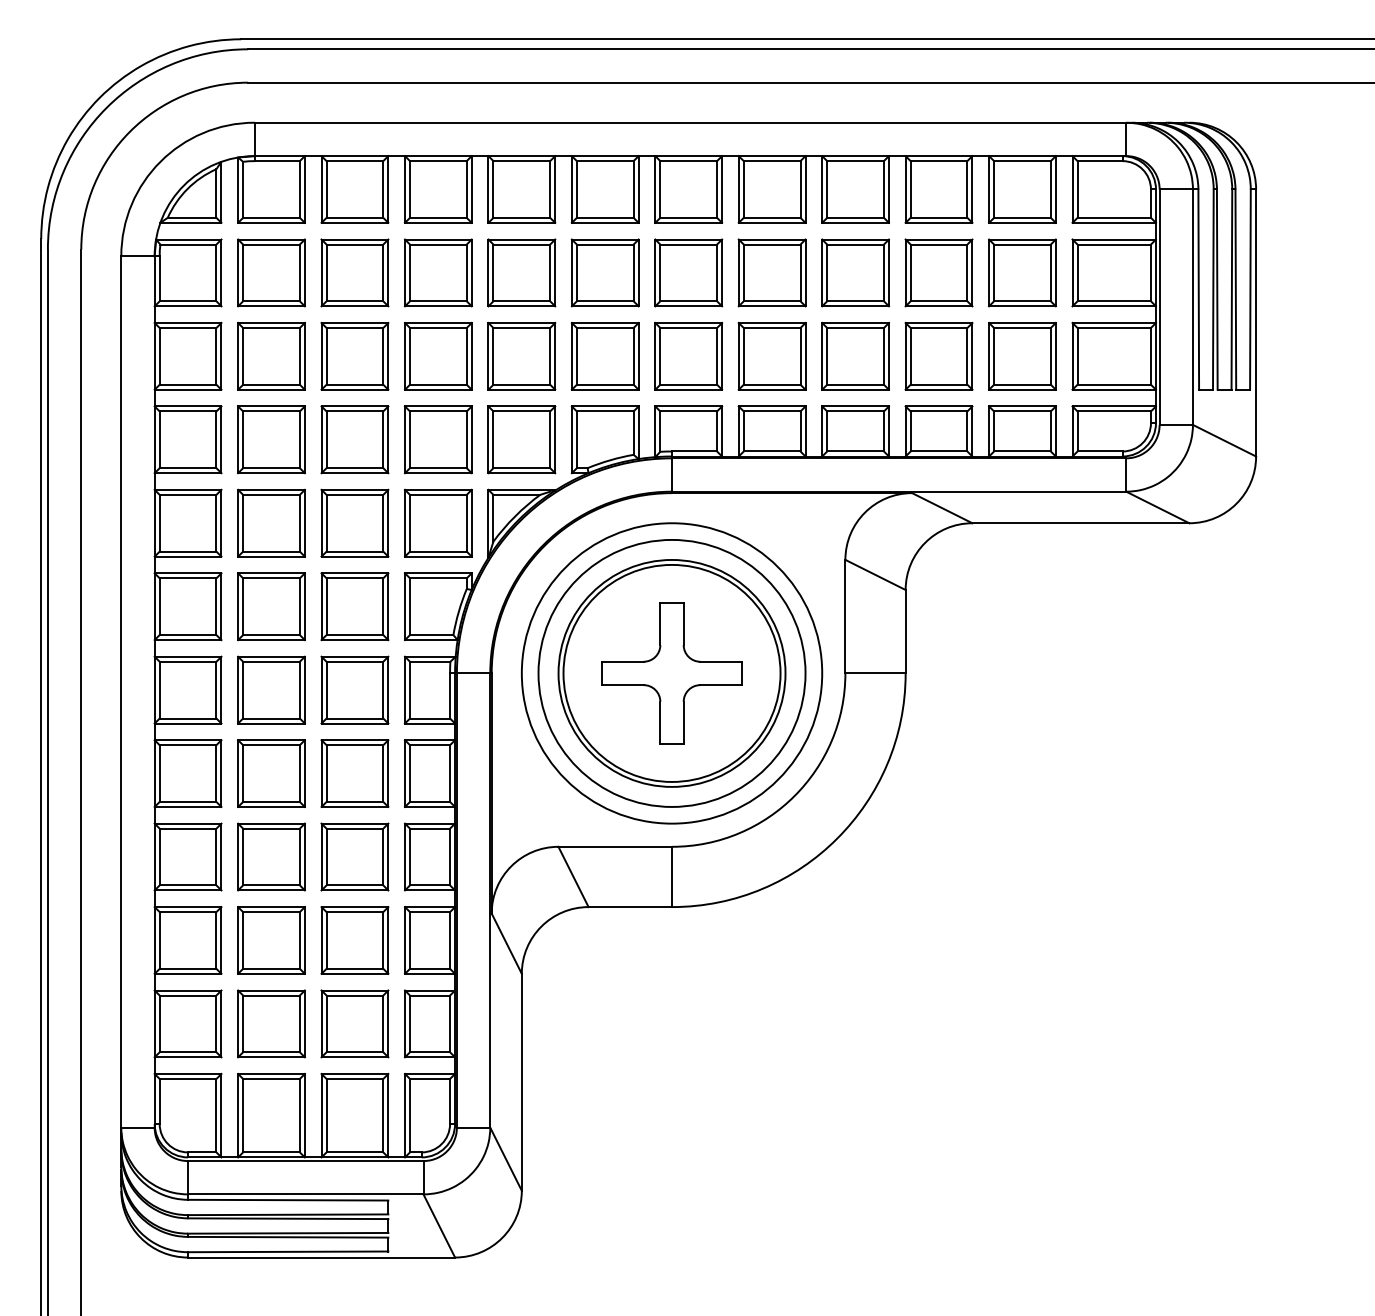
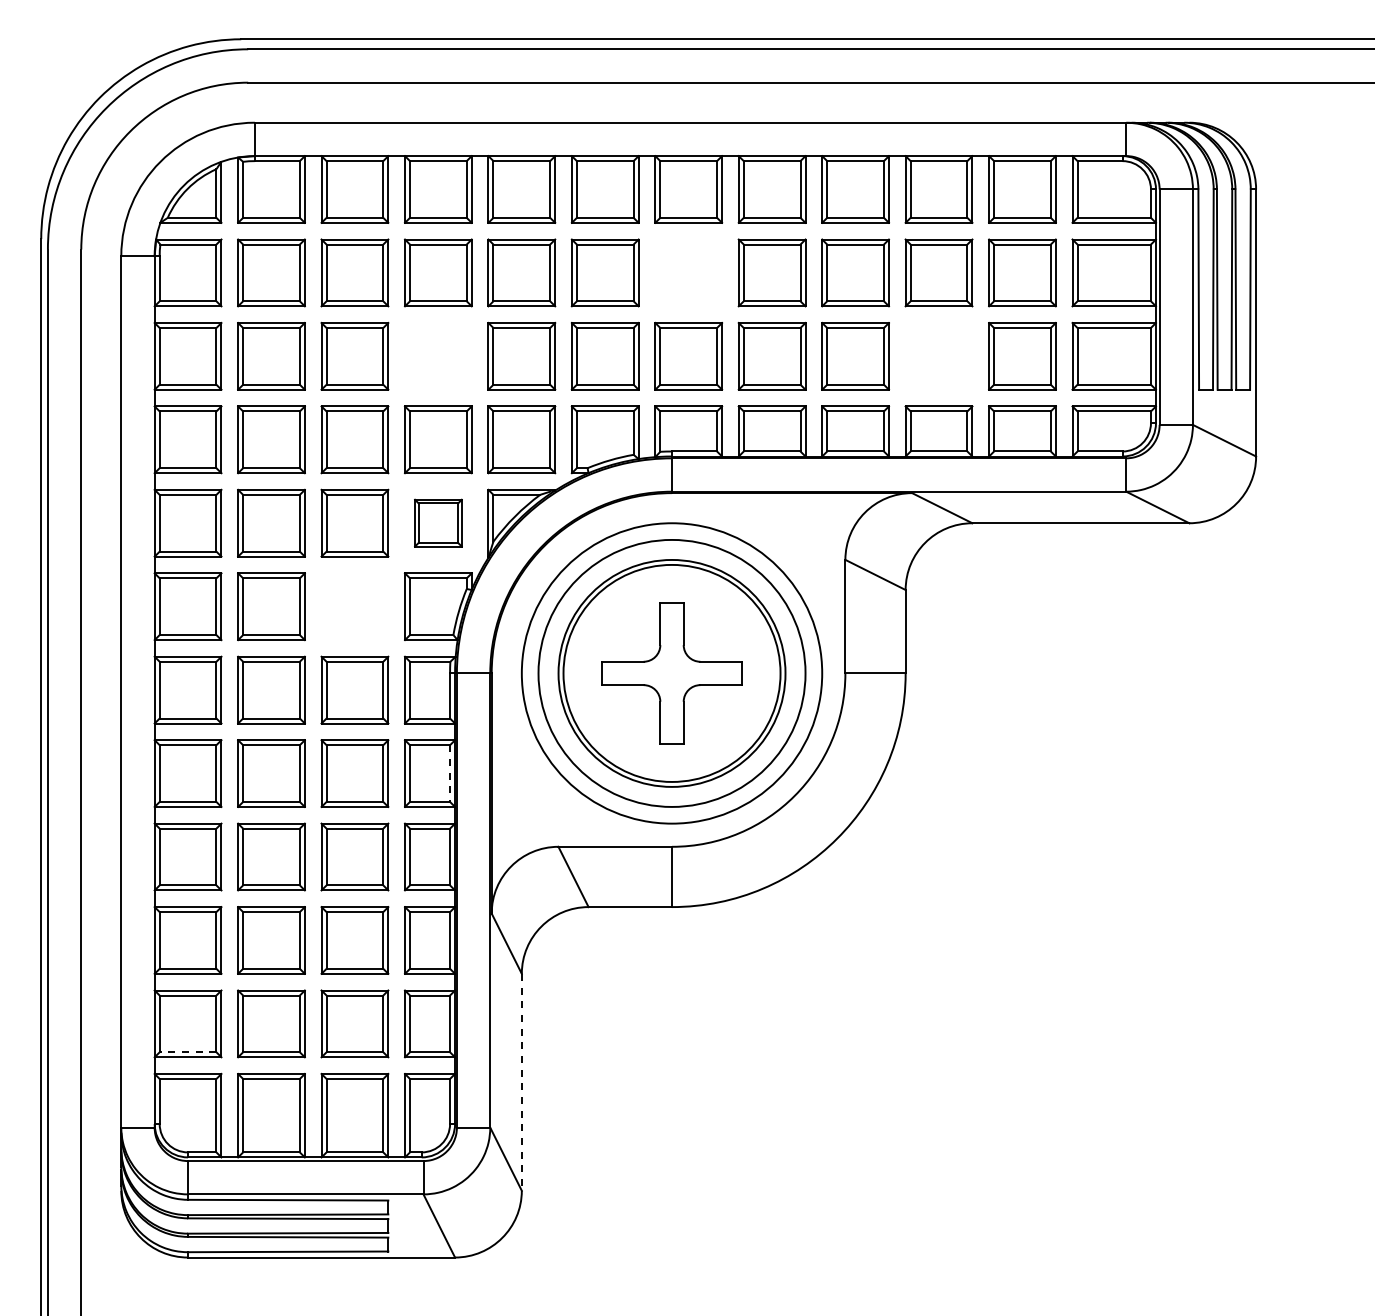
part: present -> none (688, 272)
part: present -> none (438, 355)
part: present -> none (938, 355)
part size: 69x70 px -> 49x50 px (438, 522)
part: present -> none (354, 606)
line: solid -> dashed (450, 774)
line: solid -> dashed (187, 1052)
line: solid -> dashed (521, 1082)
